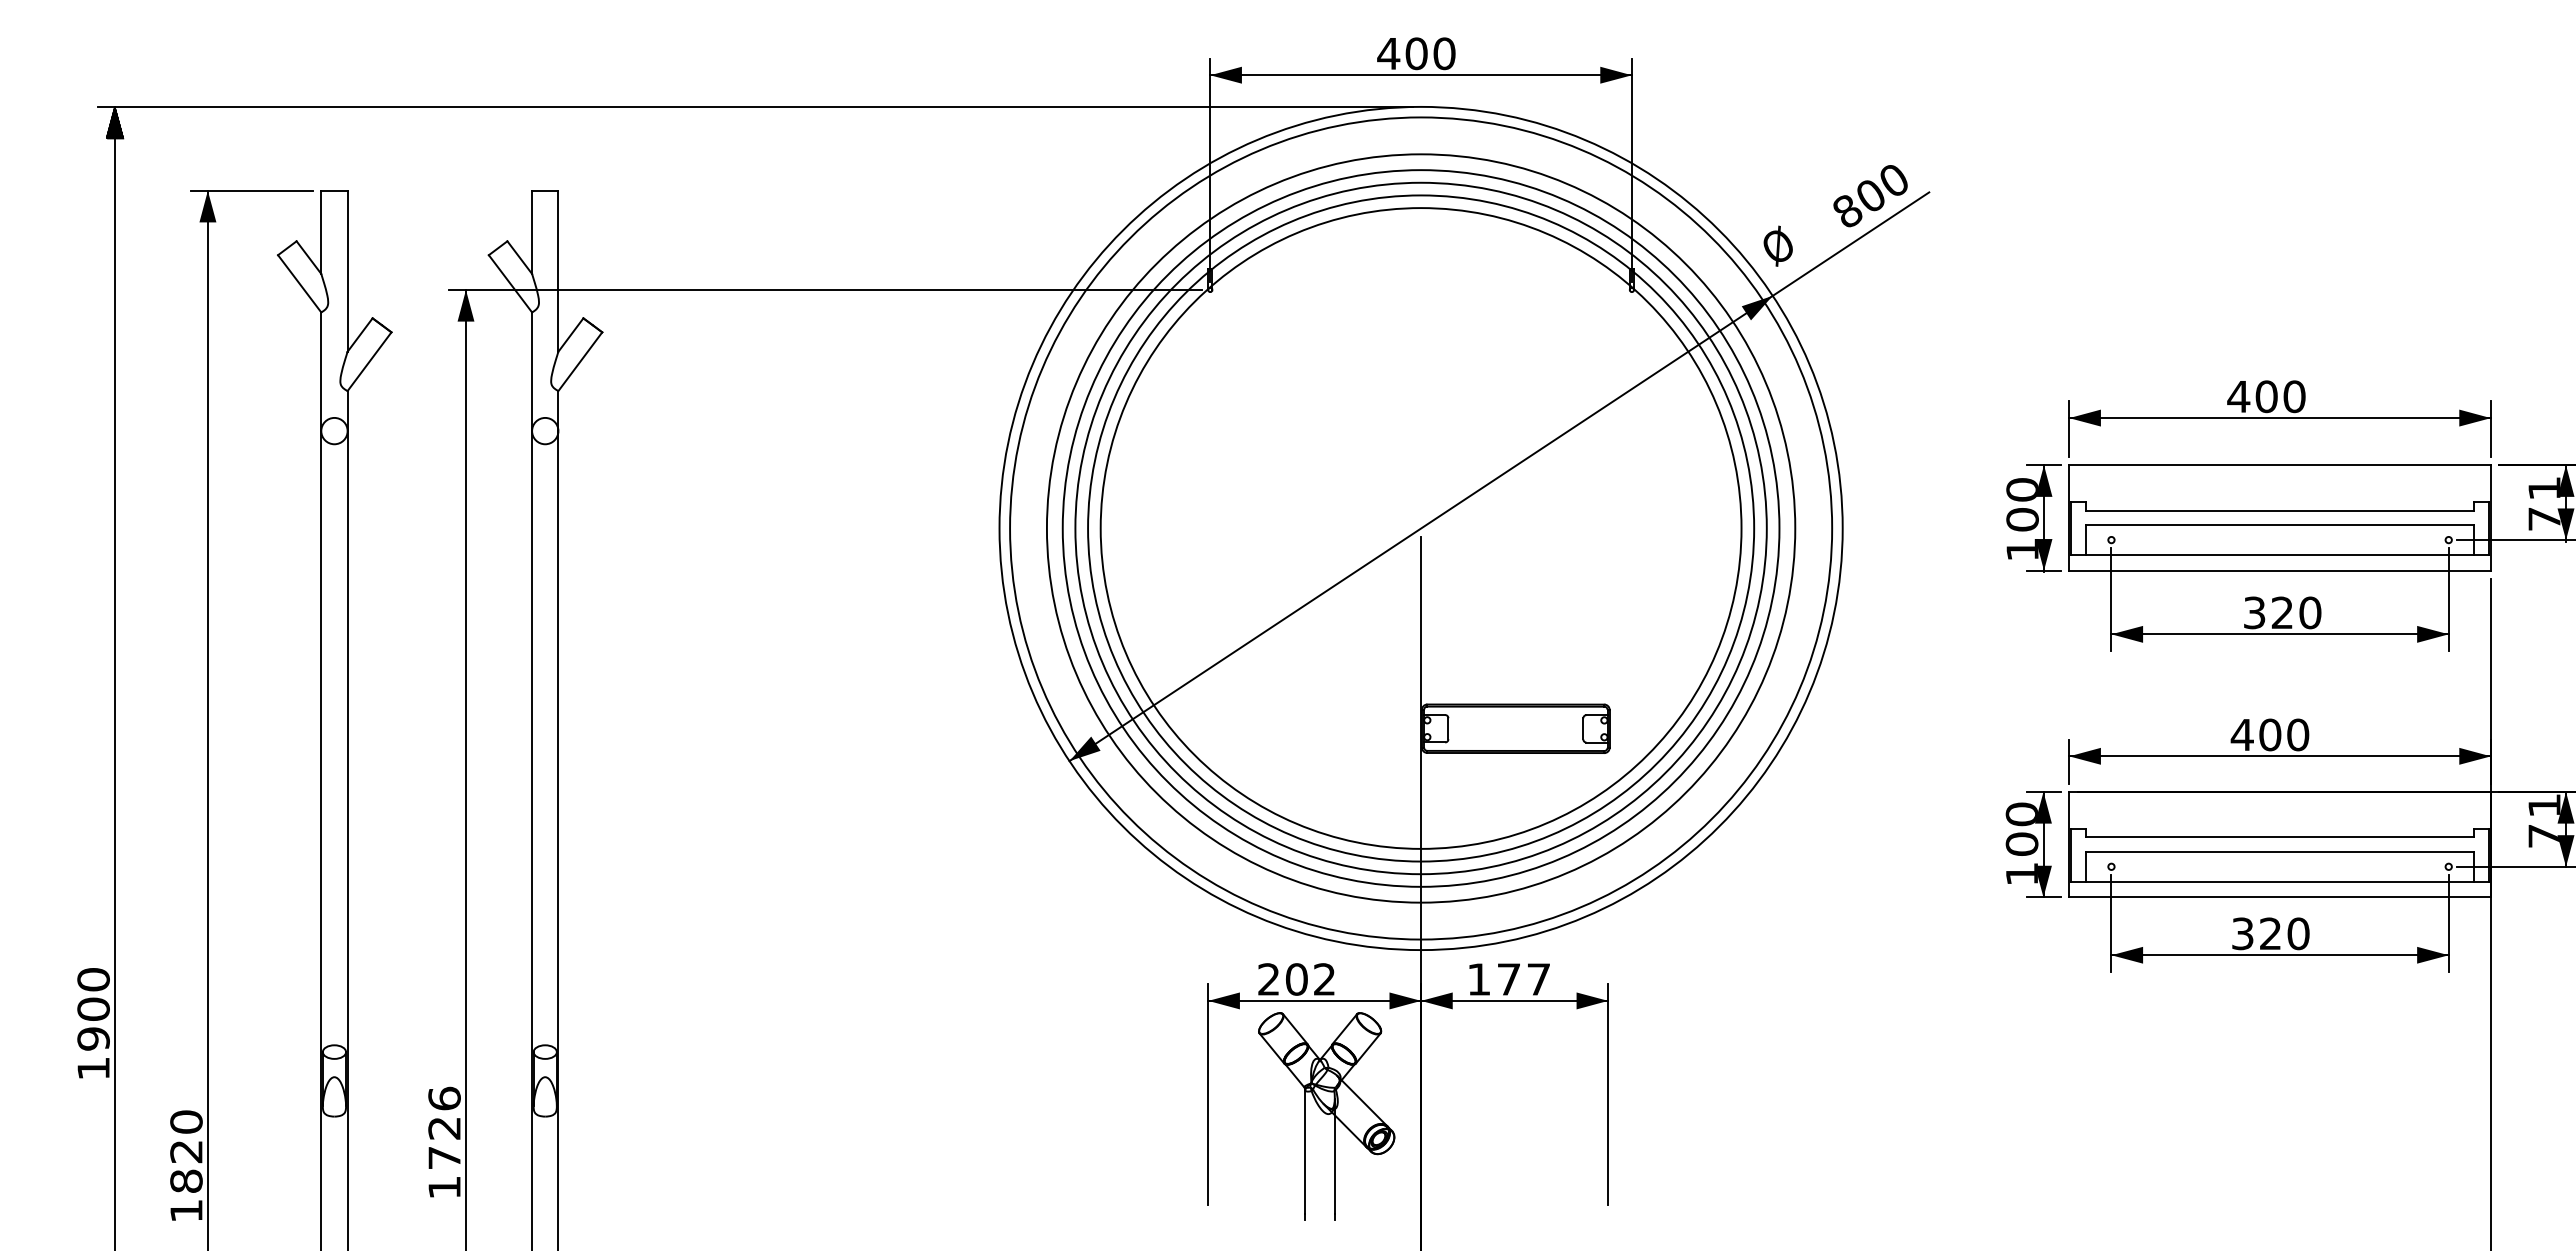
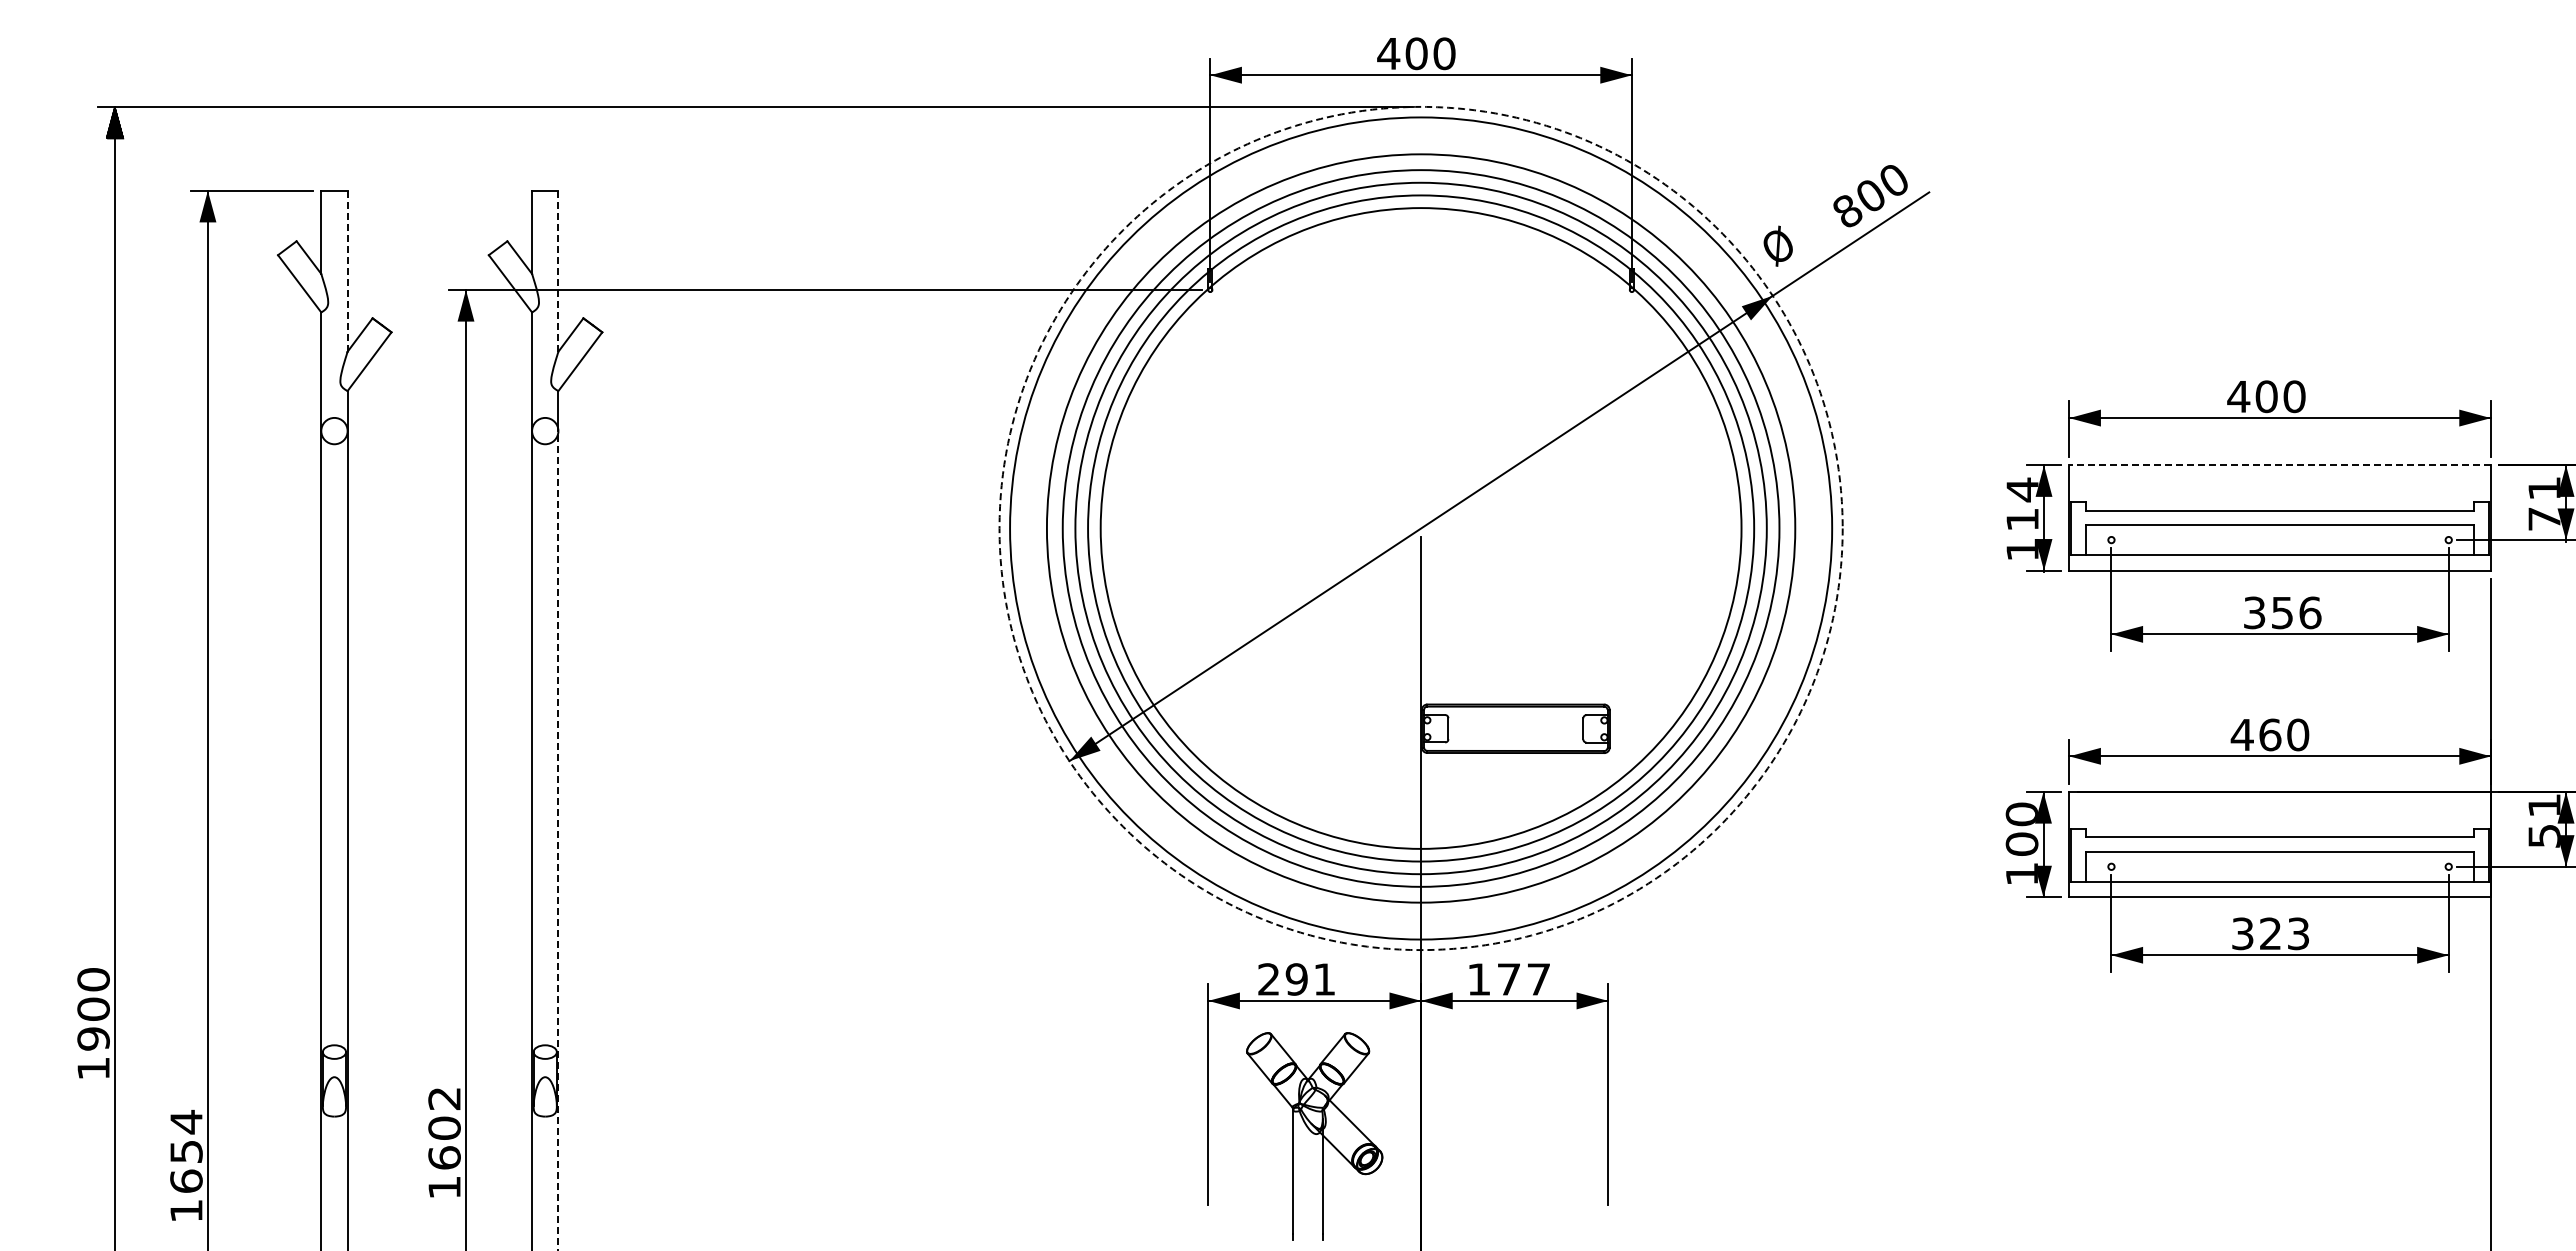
line: solid -> dashed (347, 270)
line: solid -> dashed (558, 270)
line: solid -> dashed (2280, 465)
text: 100 -> 114 (2022, 504)
circle: solid -> dashed (1420, 528)
text: 320 -> 356 (2296, 612)
text: 400 -> 460 (2270, 734)
text: 71 -> 51 (2544, 836)
line: solid -> dashed (558, 840)
text: 320 -> 323 (2298, 933)
text: 202 -> 291 (1309, 979)
part position: (1326, 1116) -> (1314, 1136) (1314, 1136)
text: 1726 -> 1602 (444, 1127)
text: 1820 -> 1654 (186, 1150)
